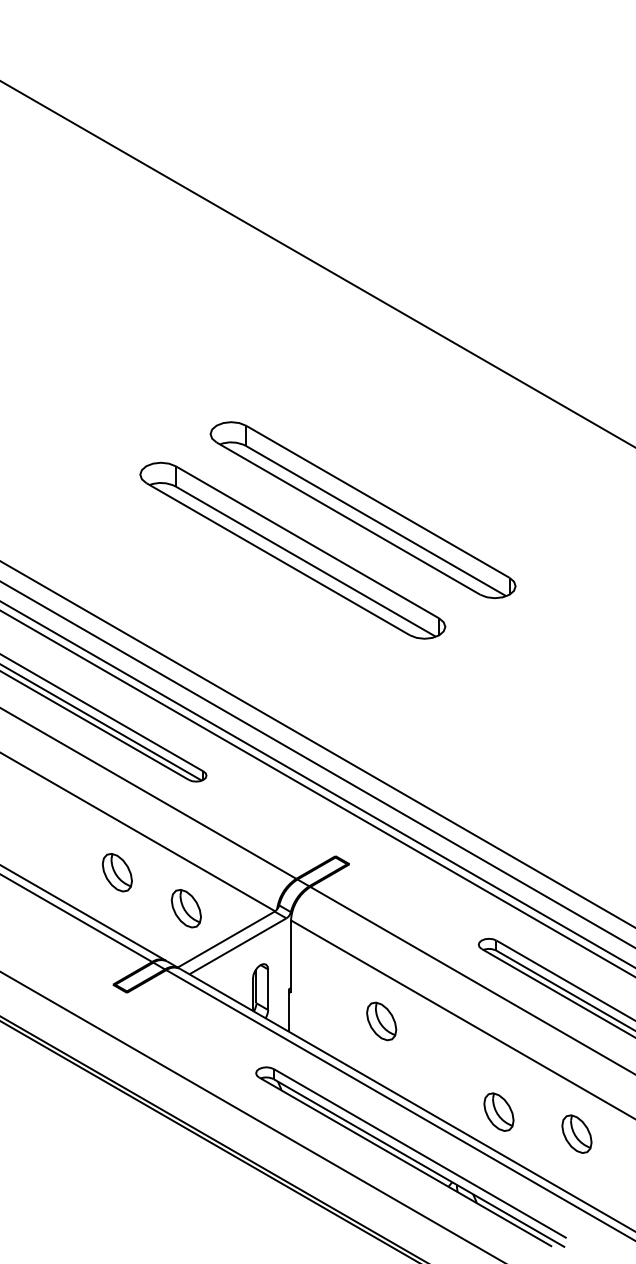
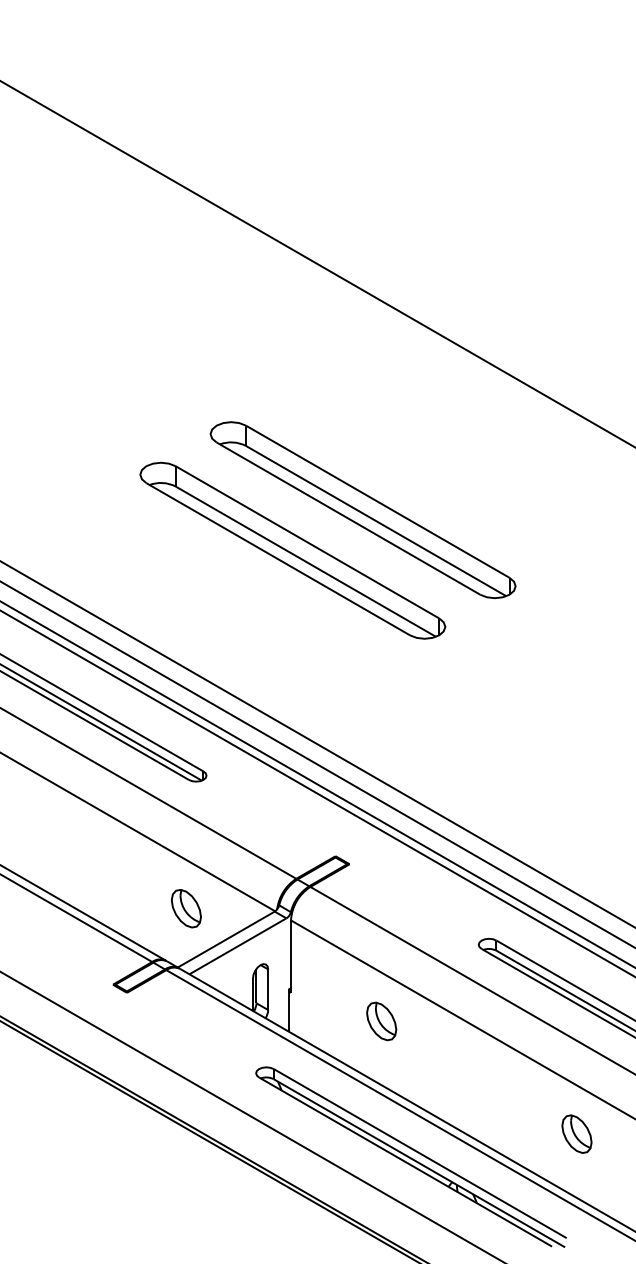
part: present -> none (116, 872)
part: present -> none (498, 1111)
